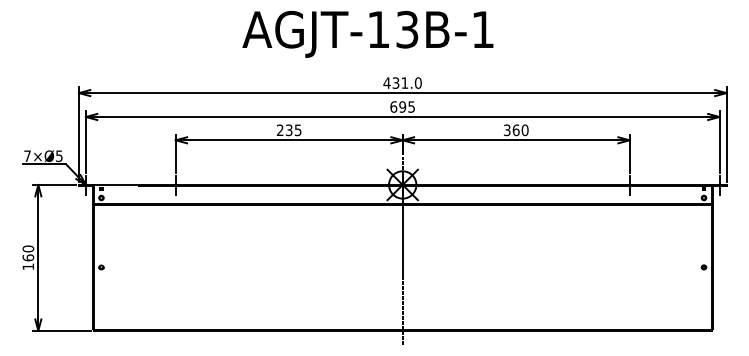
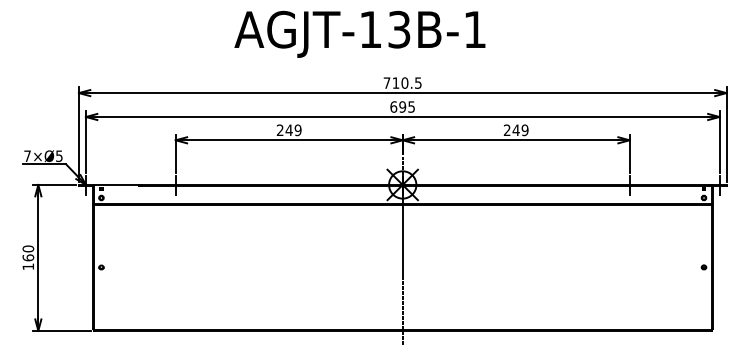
text position: (367, 33) -> (359, 33) (359, 33)
text: 431.0 -> 710.5 (402, 82)
text: 235 -> 249 (293, 130)
text: 360 -> 249 (516, 130)
